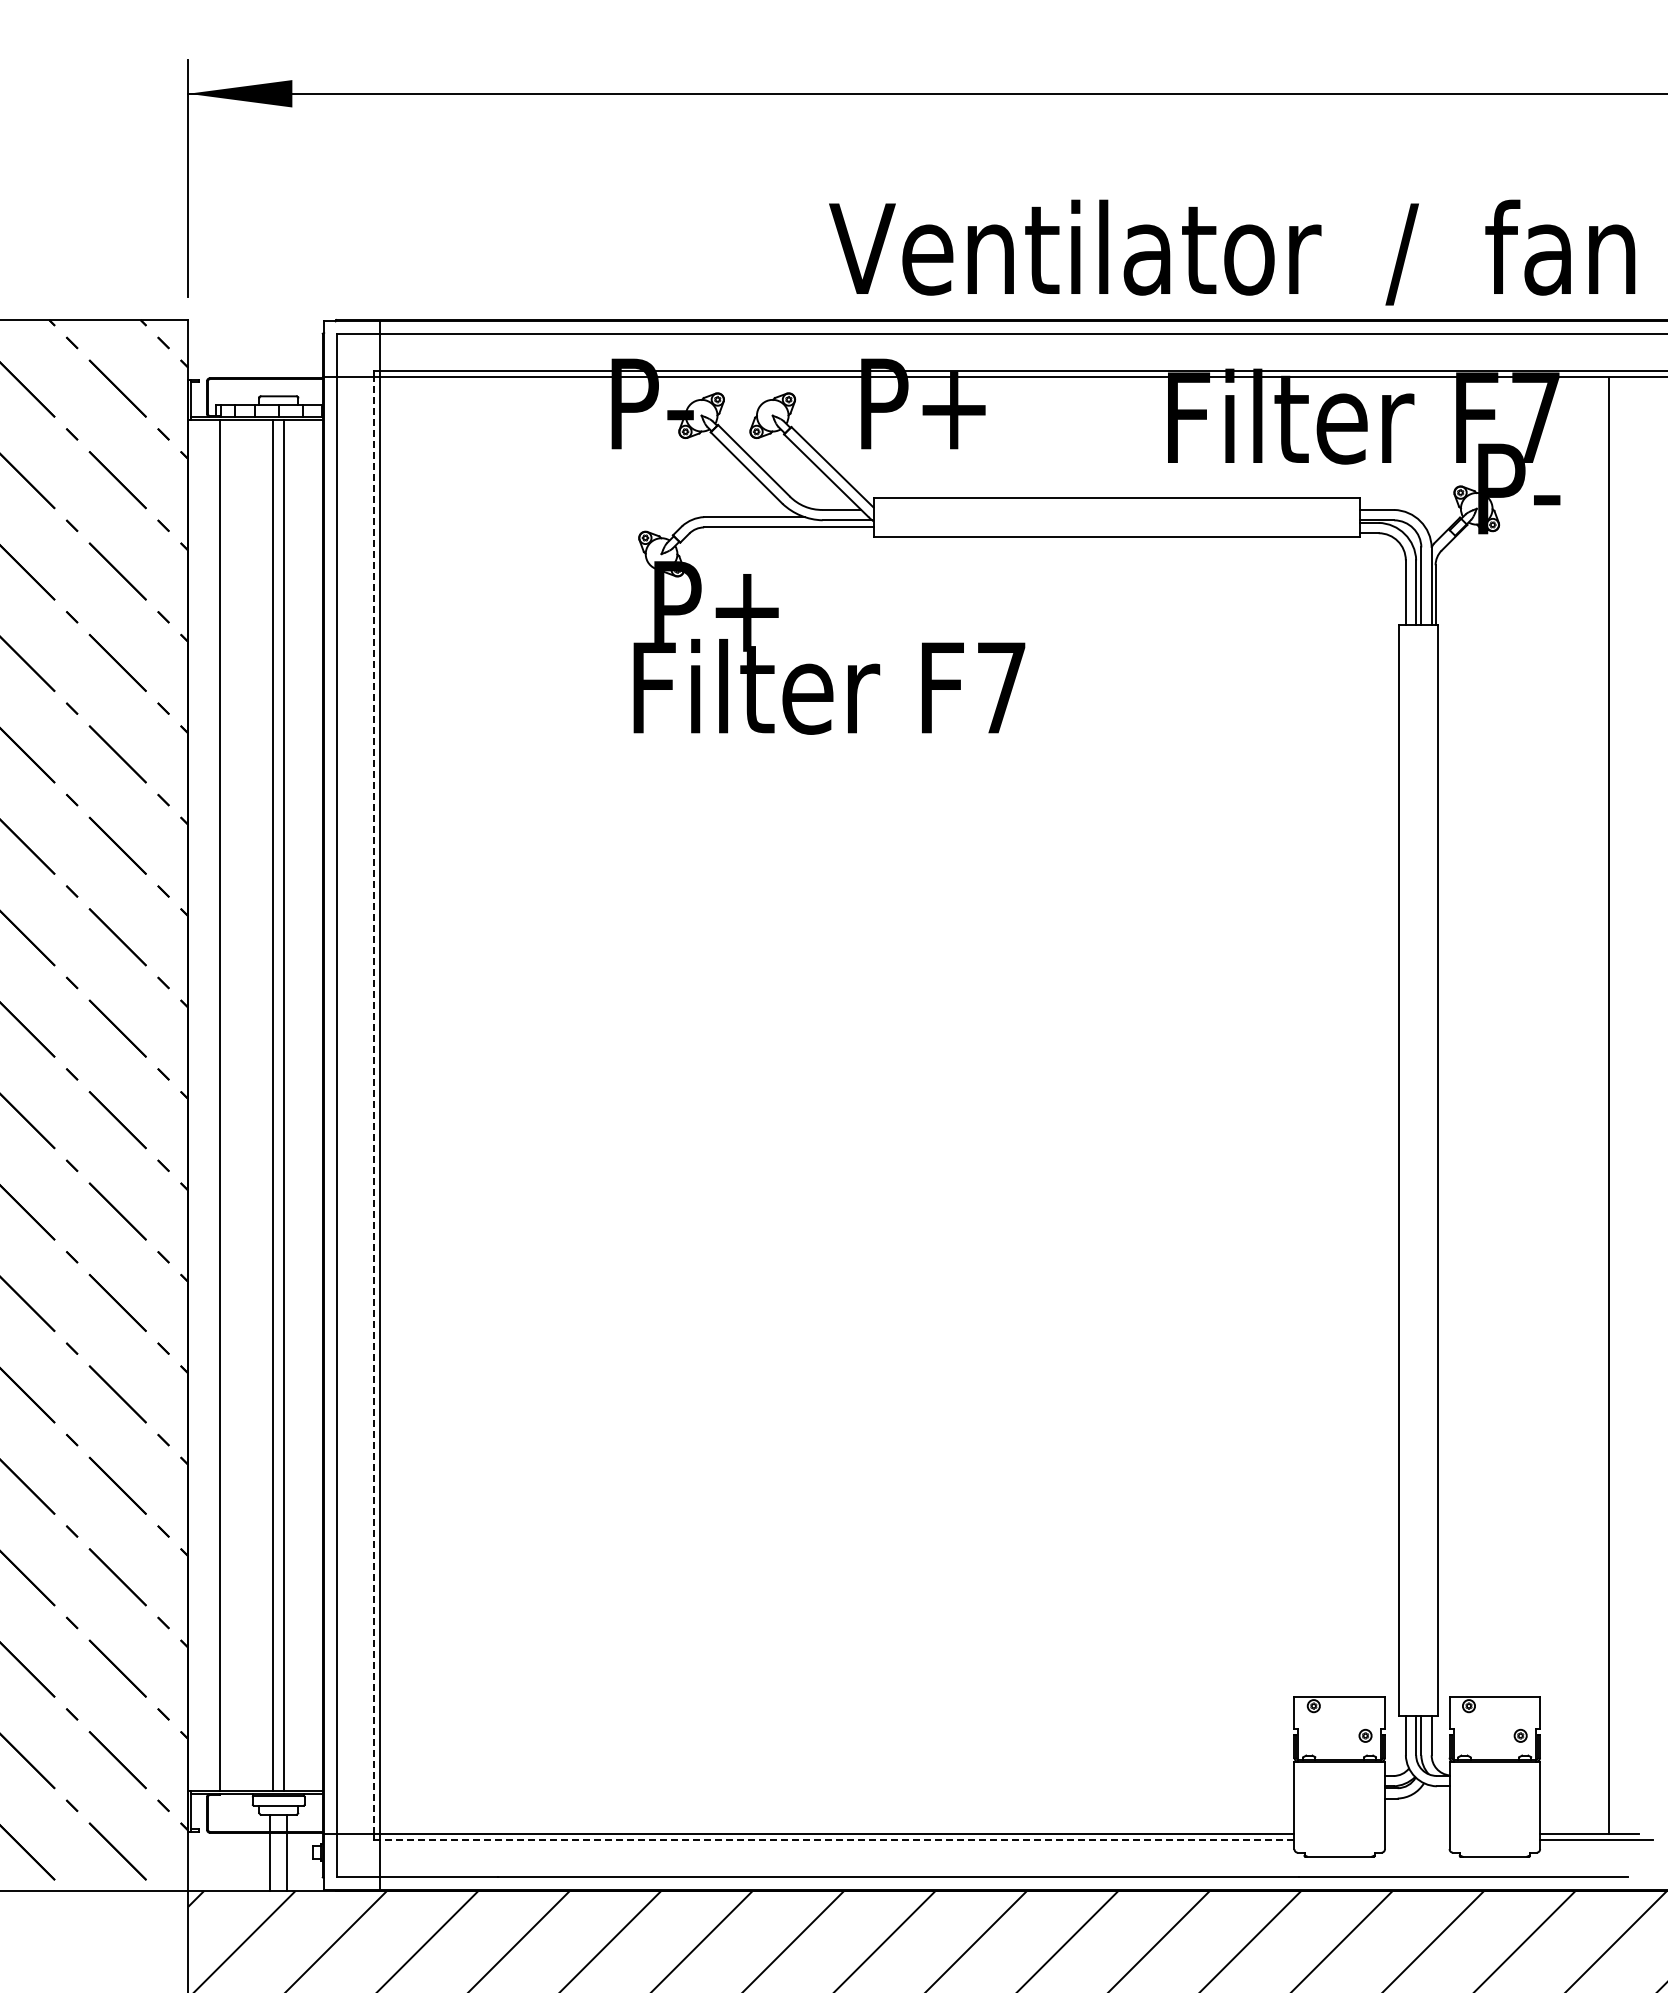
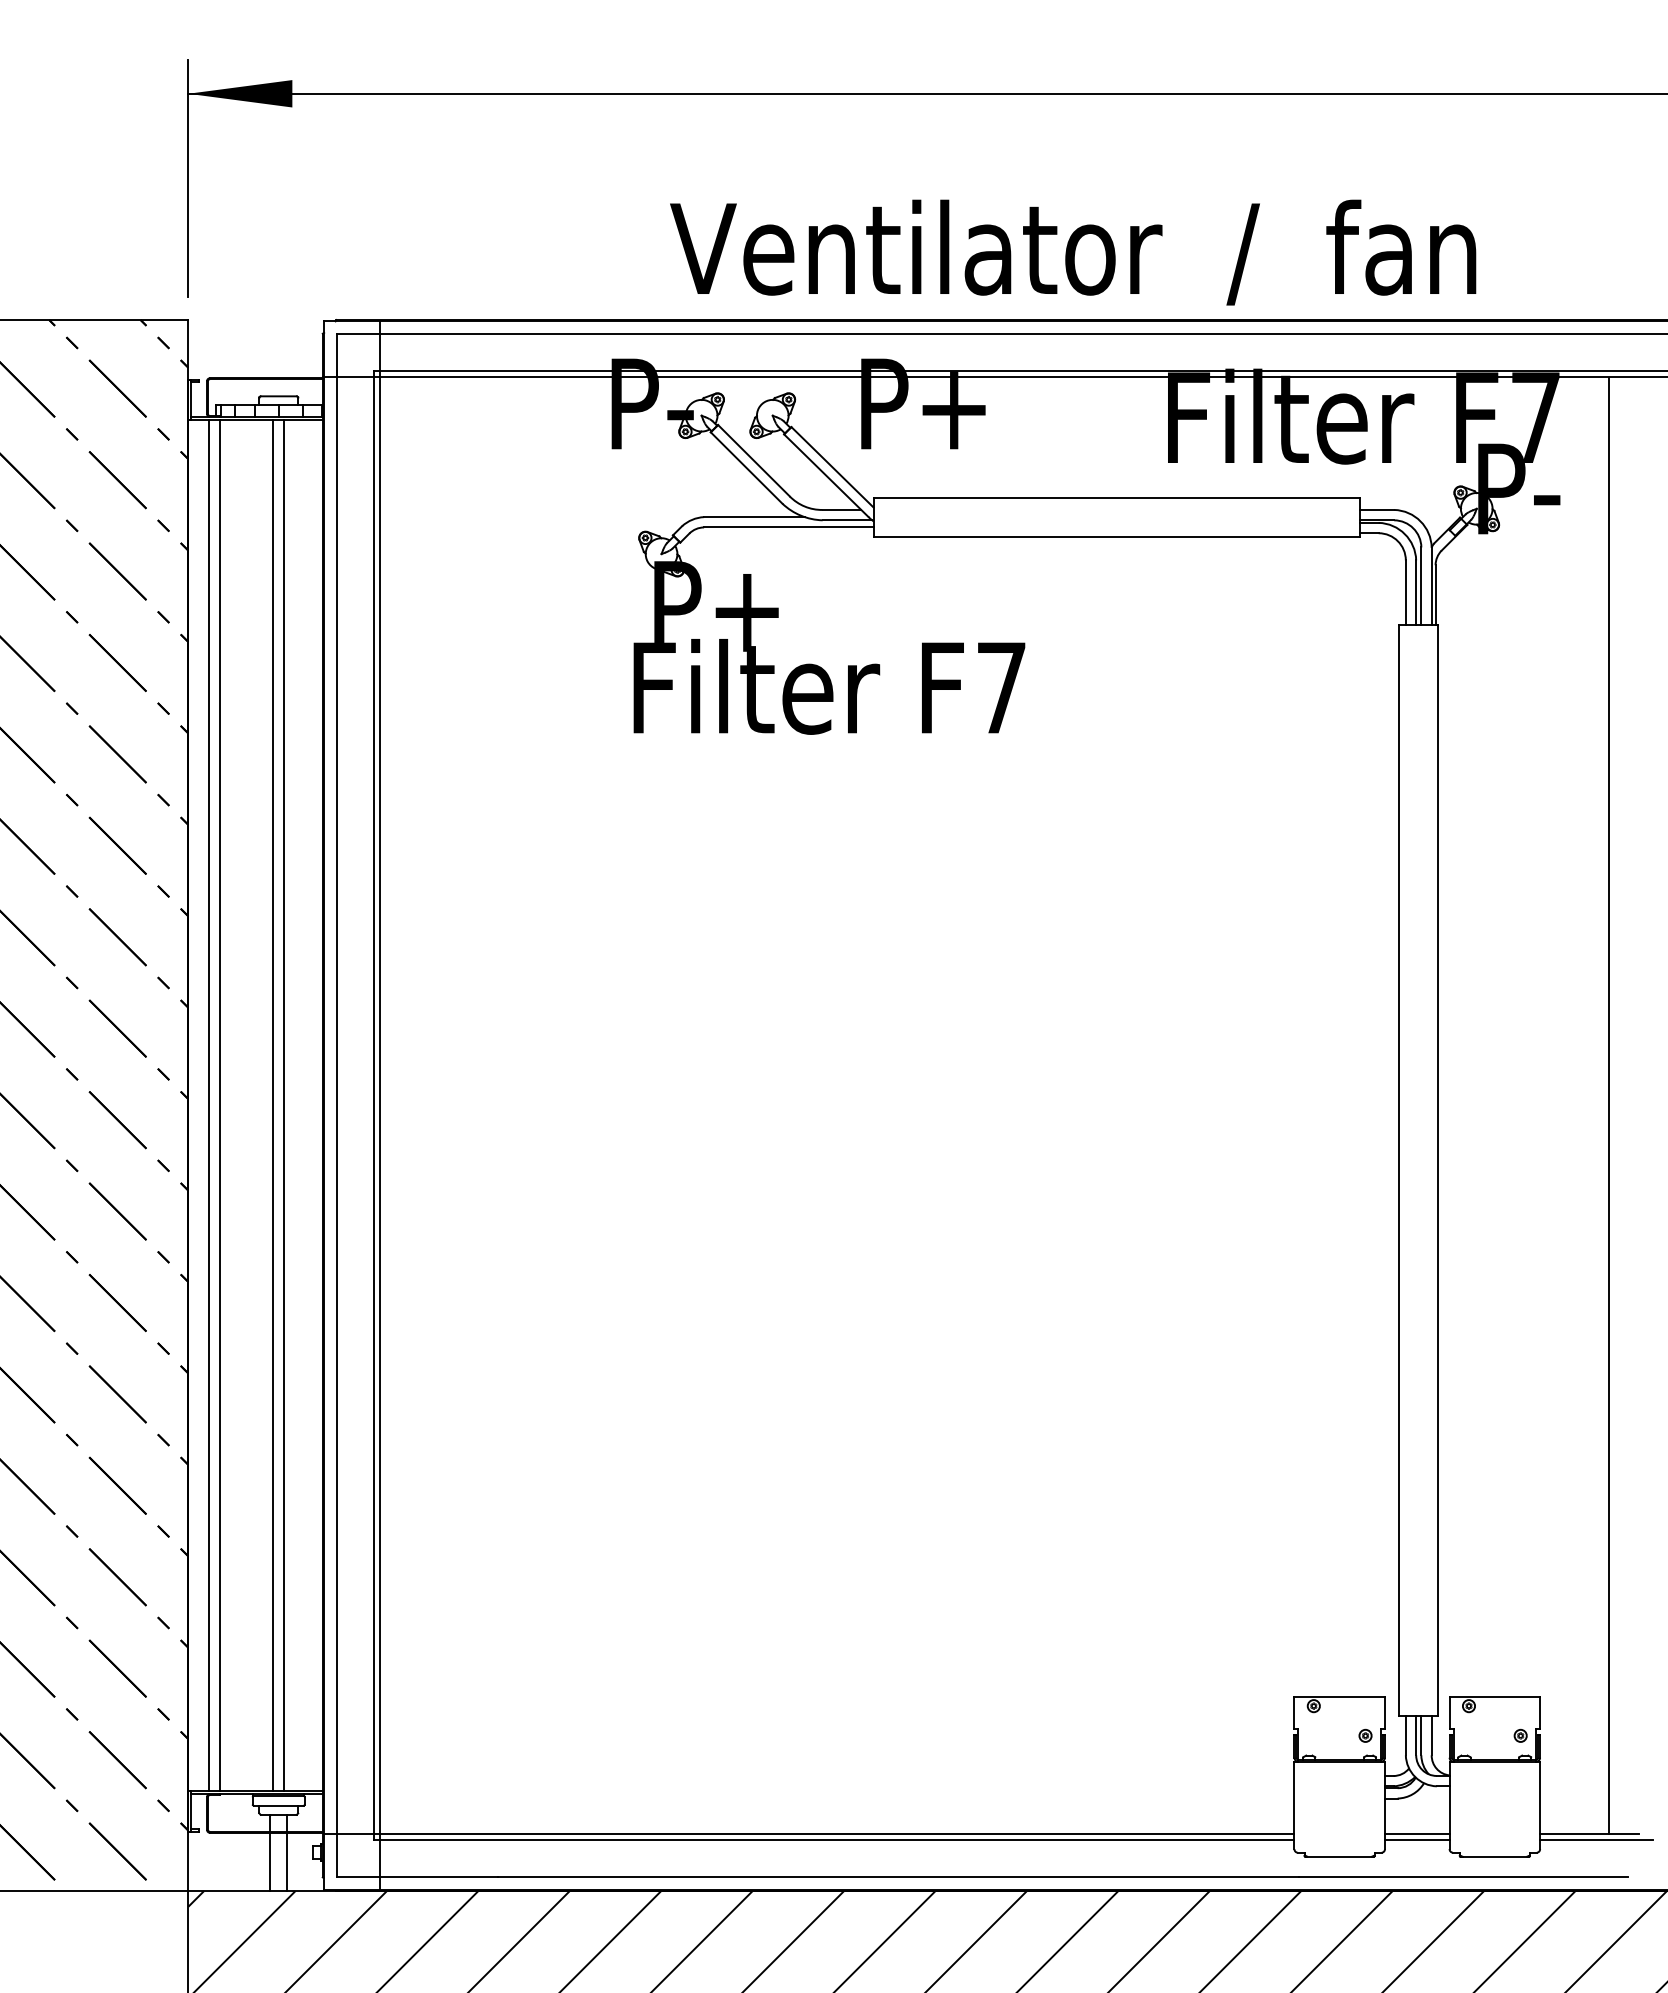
text position: (1232, 252) -> (1073, 252) (1073, 252)
line: none -> present (208, 1105)
line: dashed -> solid (374, 1105)
line: none -> present (1416, 1833)
line: dashed -> solid (836, 1839)
line: none -> present (1416, 1839)
